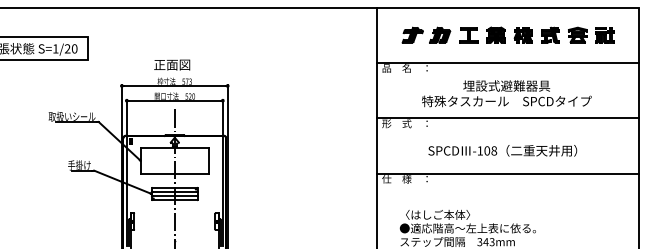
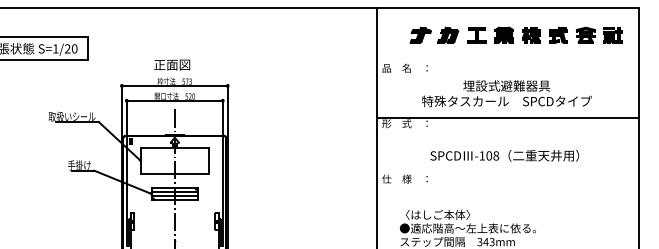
part position: (507, 34) -> (515, 34) (515, 34)
line: present -> none (508, 63)
text position: (502, 150) -> (504, 155) (504, 155)
line: present -> none (508, 173)
